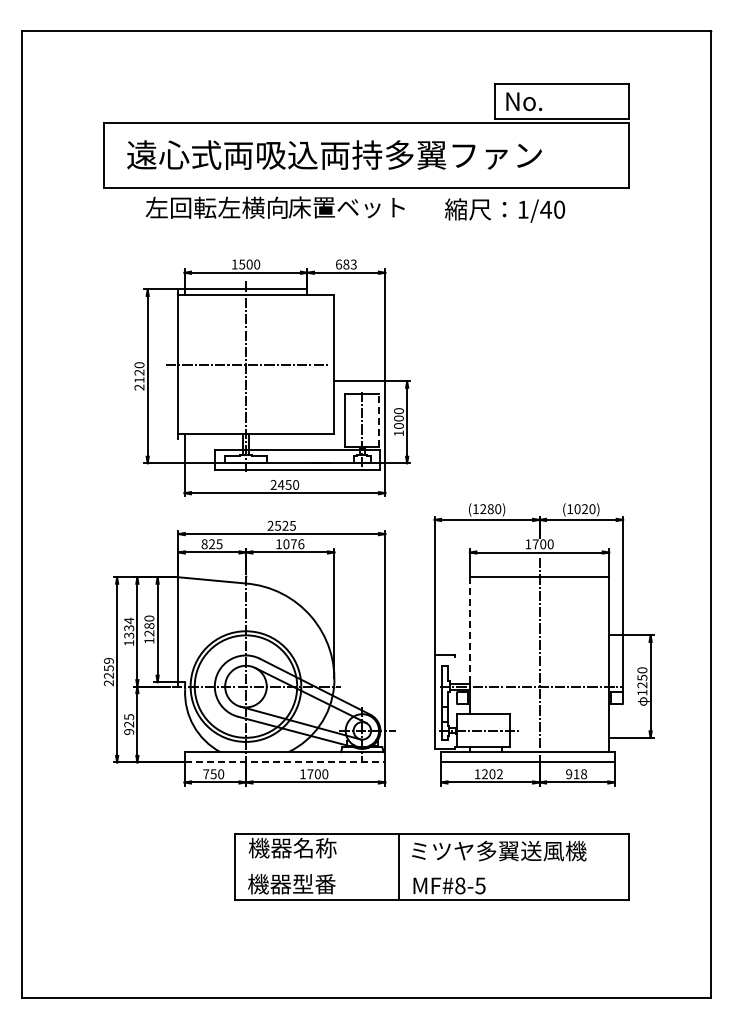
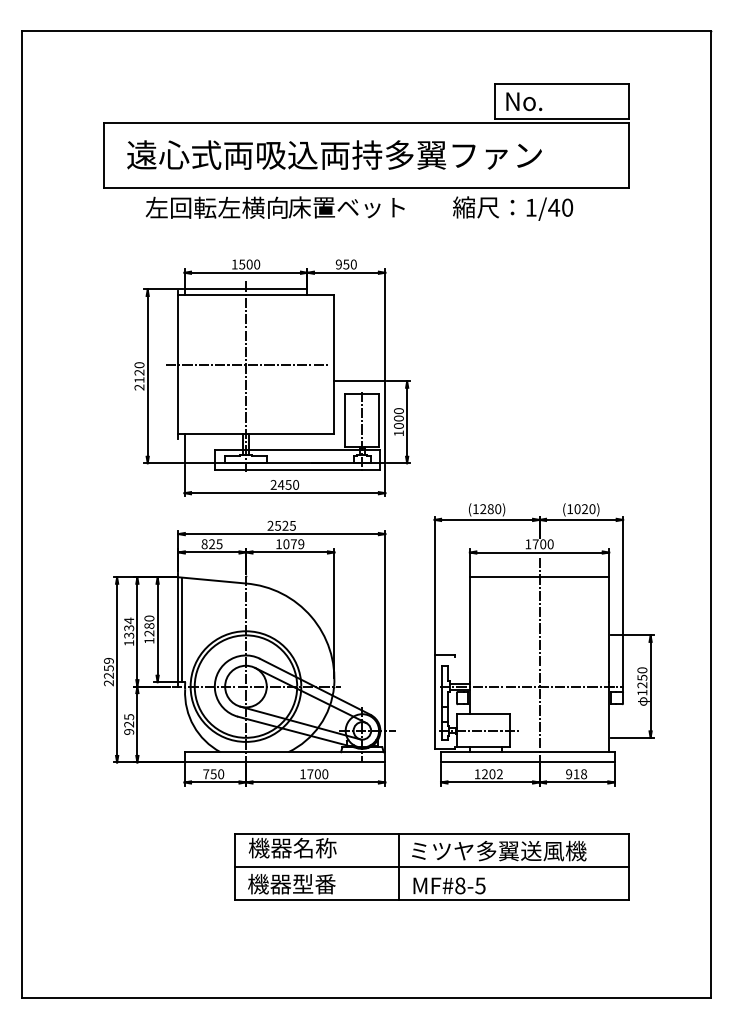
text position: (505, 210) -> (513, 208) (513, 208)
text: 683 -> 950 (345, 264)
line: dashed -> solid (378, 420)
text: 1076 -> 1079 (301, 544)
line: none -> present (182, 629)
line: dashed -> solid (469, 630)
line: dashed -> solid (285, 762)
line: none -> present (431, 866)
